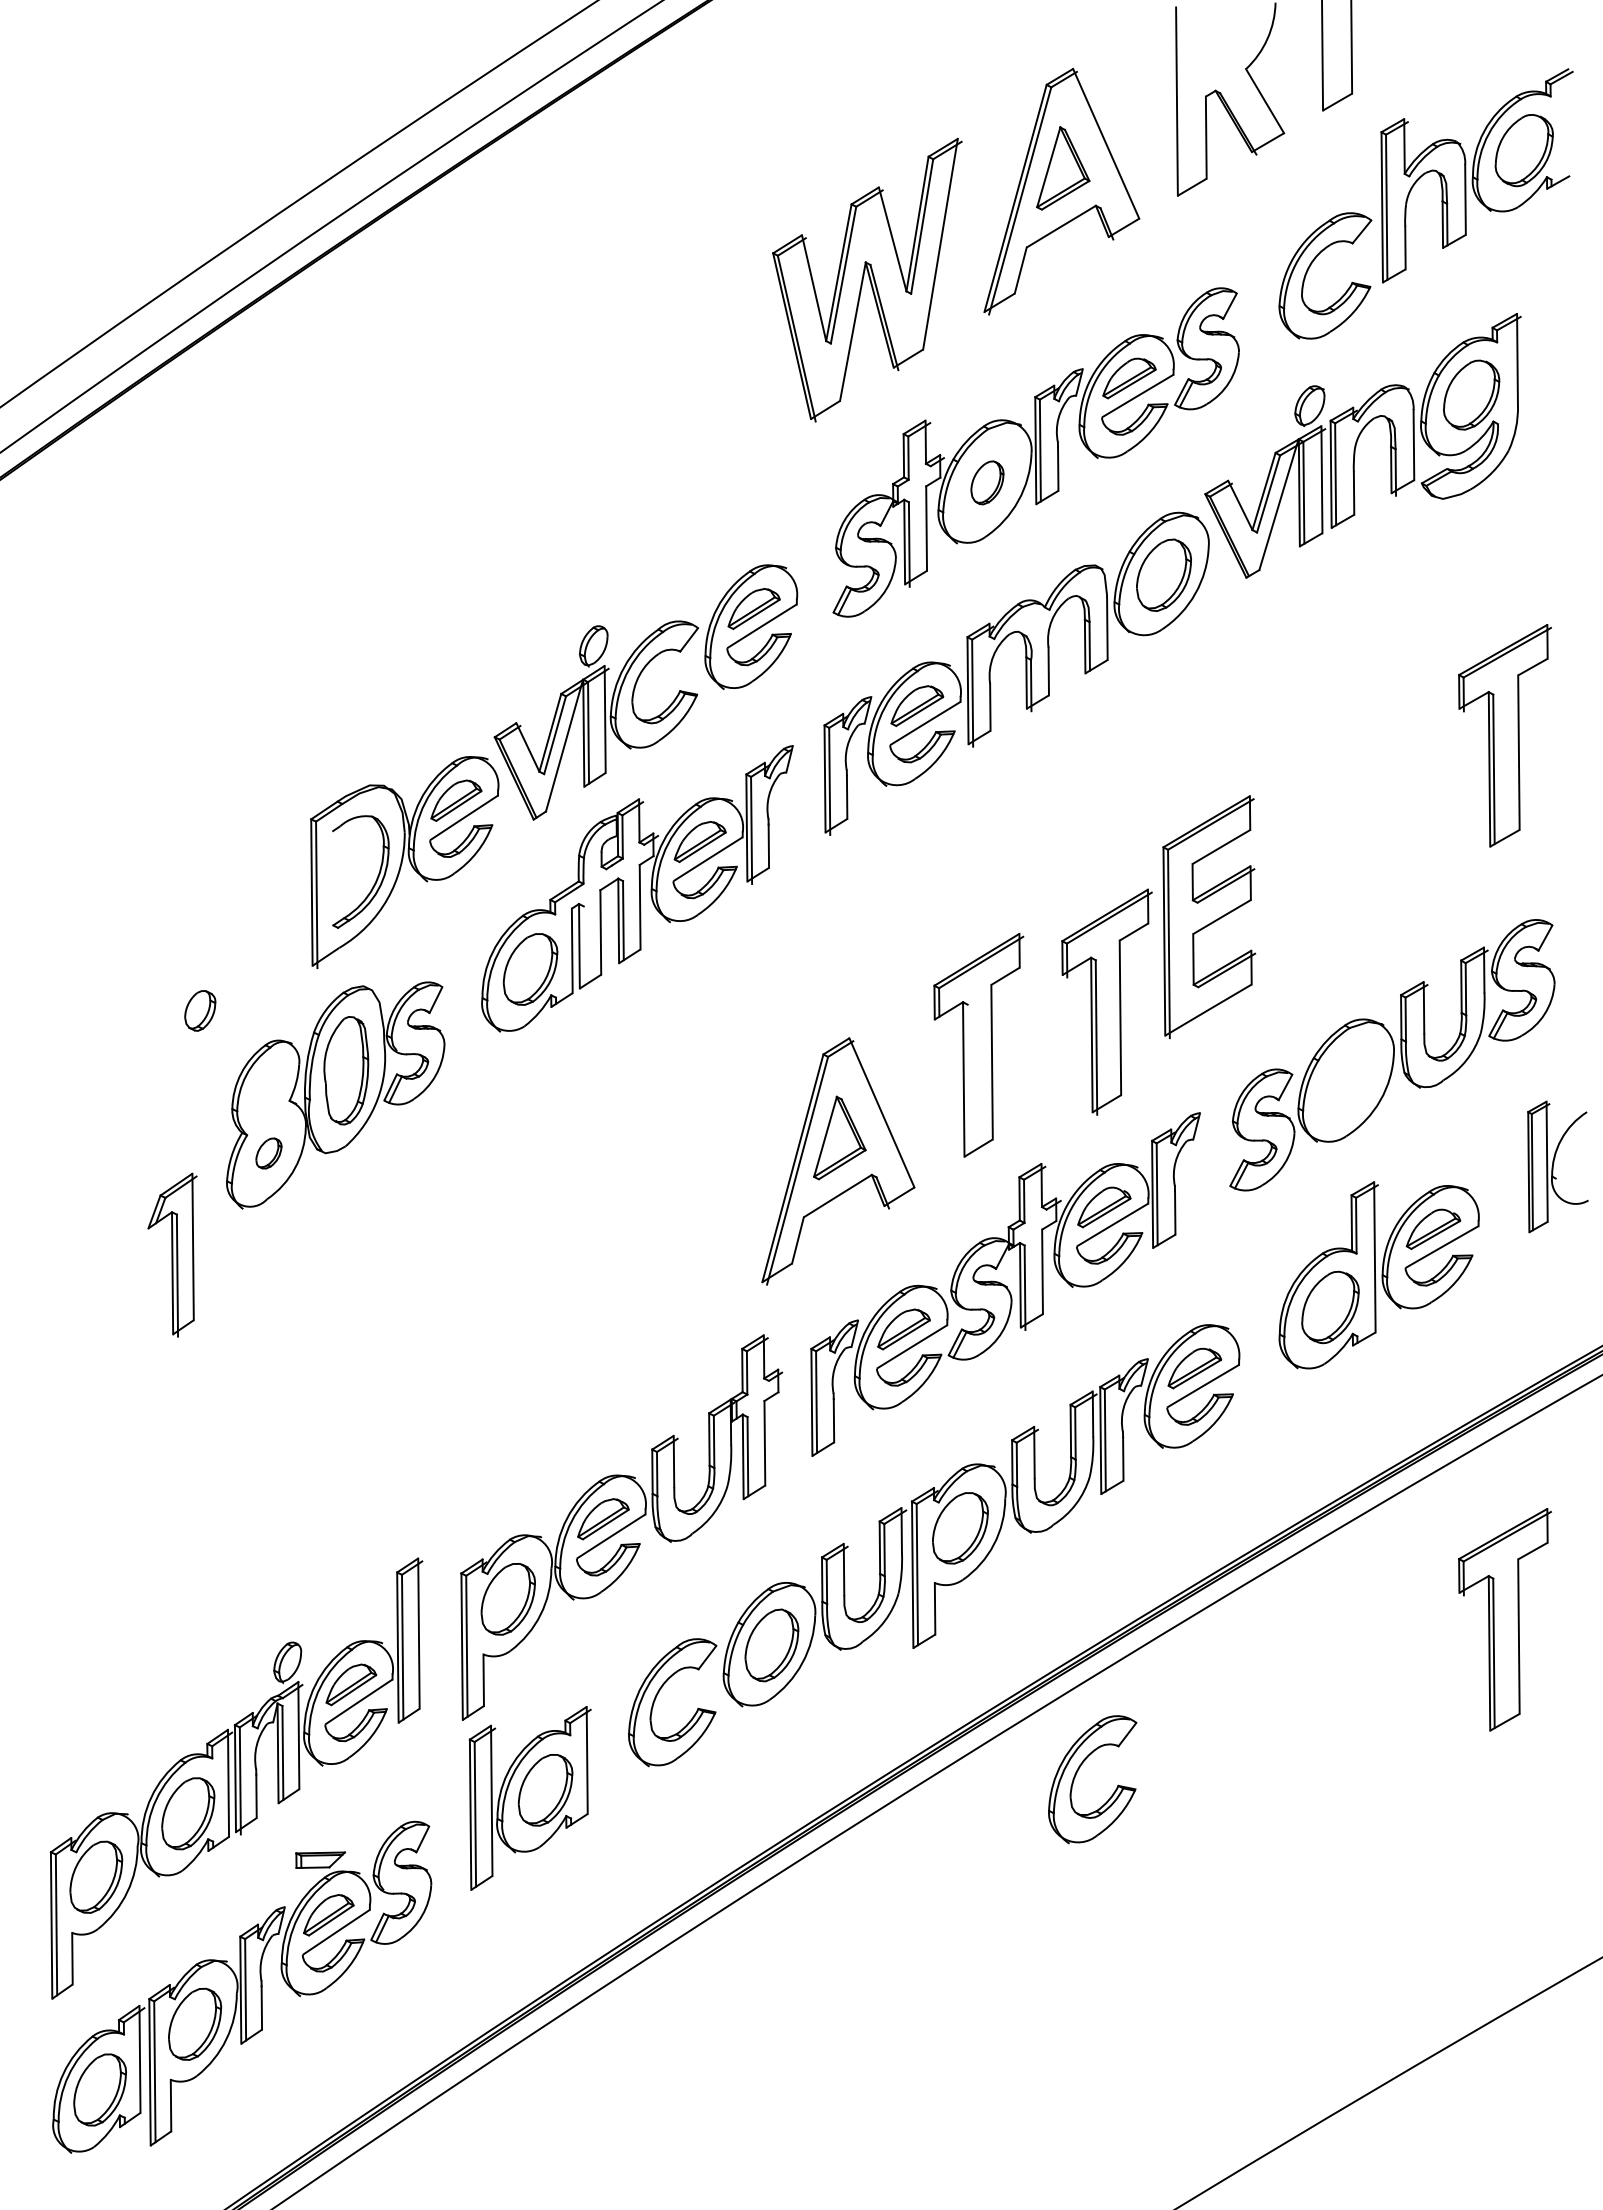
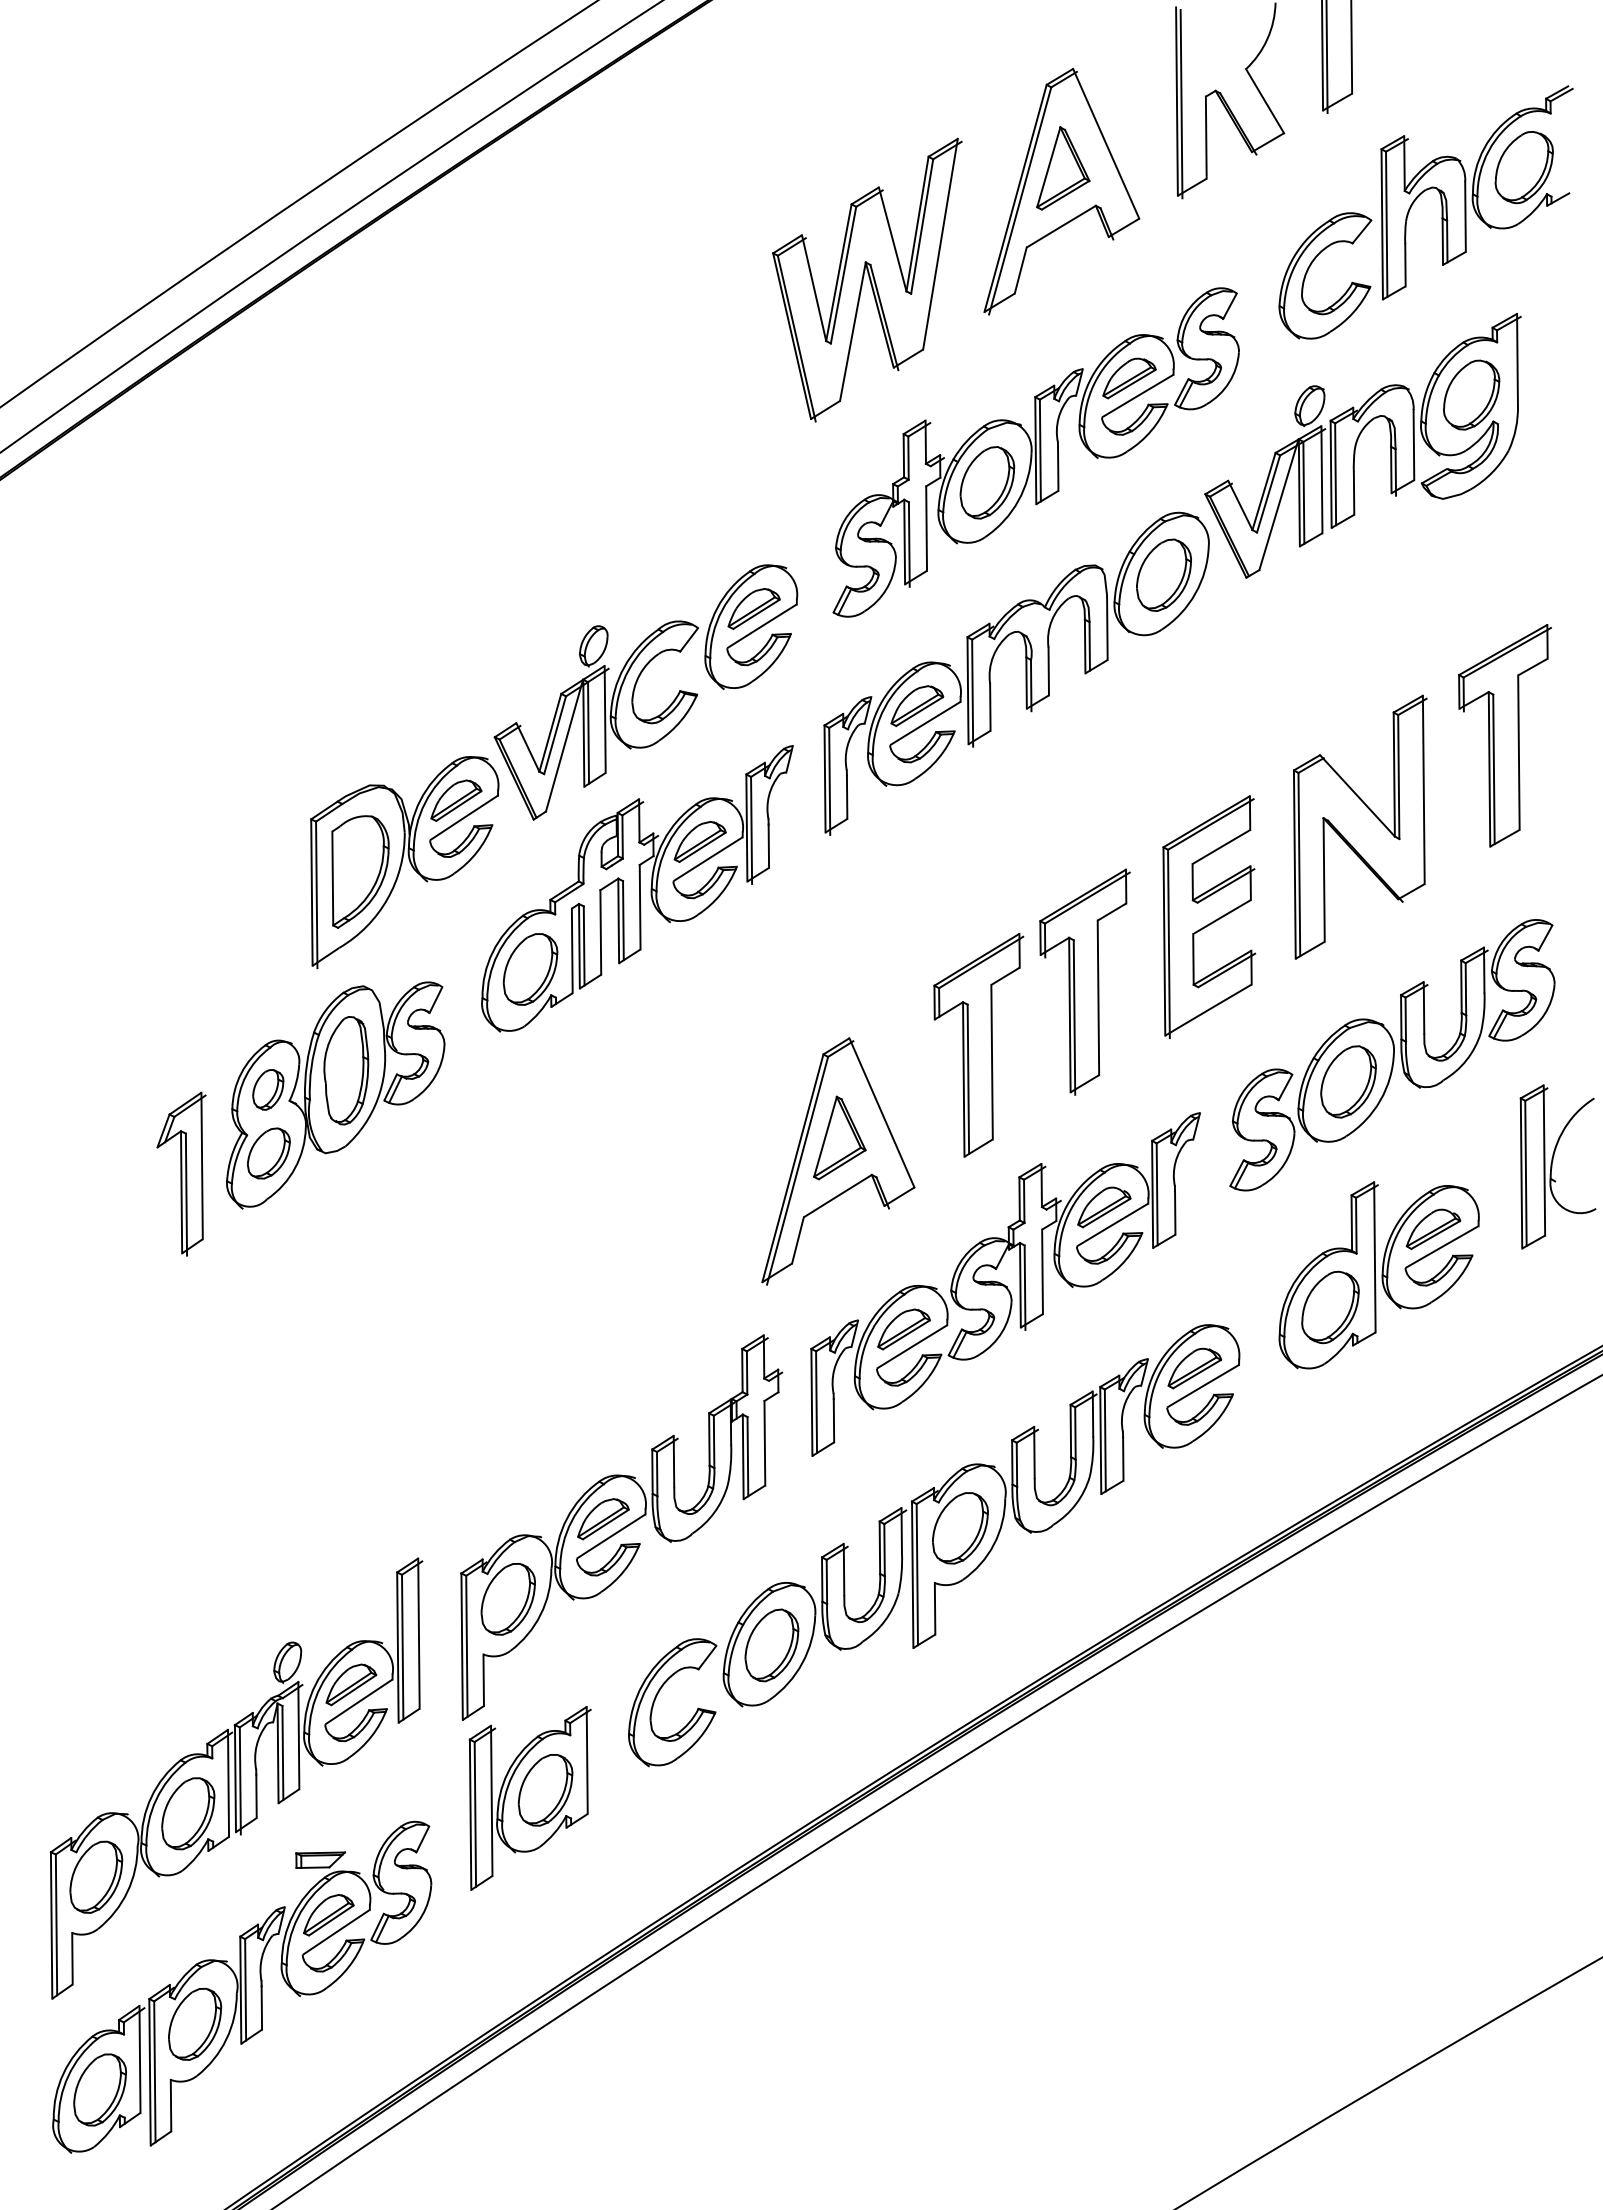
line: none -> present (1326, 57)
line: none -> present (1181, 103)
part position: (1476, 175) -> (1476, 192) (1476, 192)
part size: 35x46 px -> 57x74 px (987, 482)
part: none -> present (1359, 826)
line: none -> present (332, 878)
line: none -> present (583, 945)
part position: (1106, 1001) -> (1084, 981) (1084, 981)
part position: (200, 1010) -> (268, 1089) (268, 1089)
line: none -> present (968, 1078)
part: none -> present (1348, 1081)
part size: 28x33 px -> 44x53 px (268, 1153)
part size: 62x134 px -> 78x166 px (1557, 1166)
part position: (172, 1254) -> (181, 1173) (181, 1173)
part: present -> none (1504, 1619)
part: present -> none (1078, 1771)
